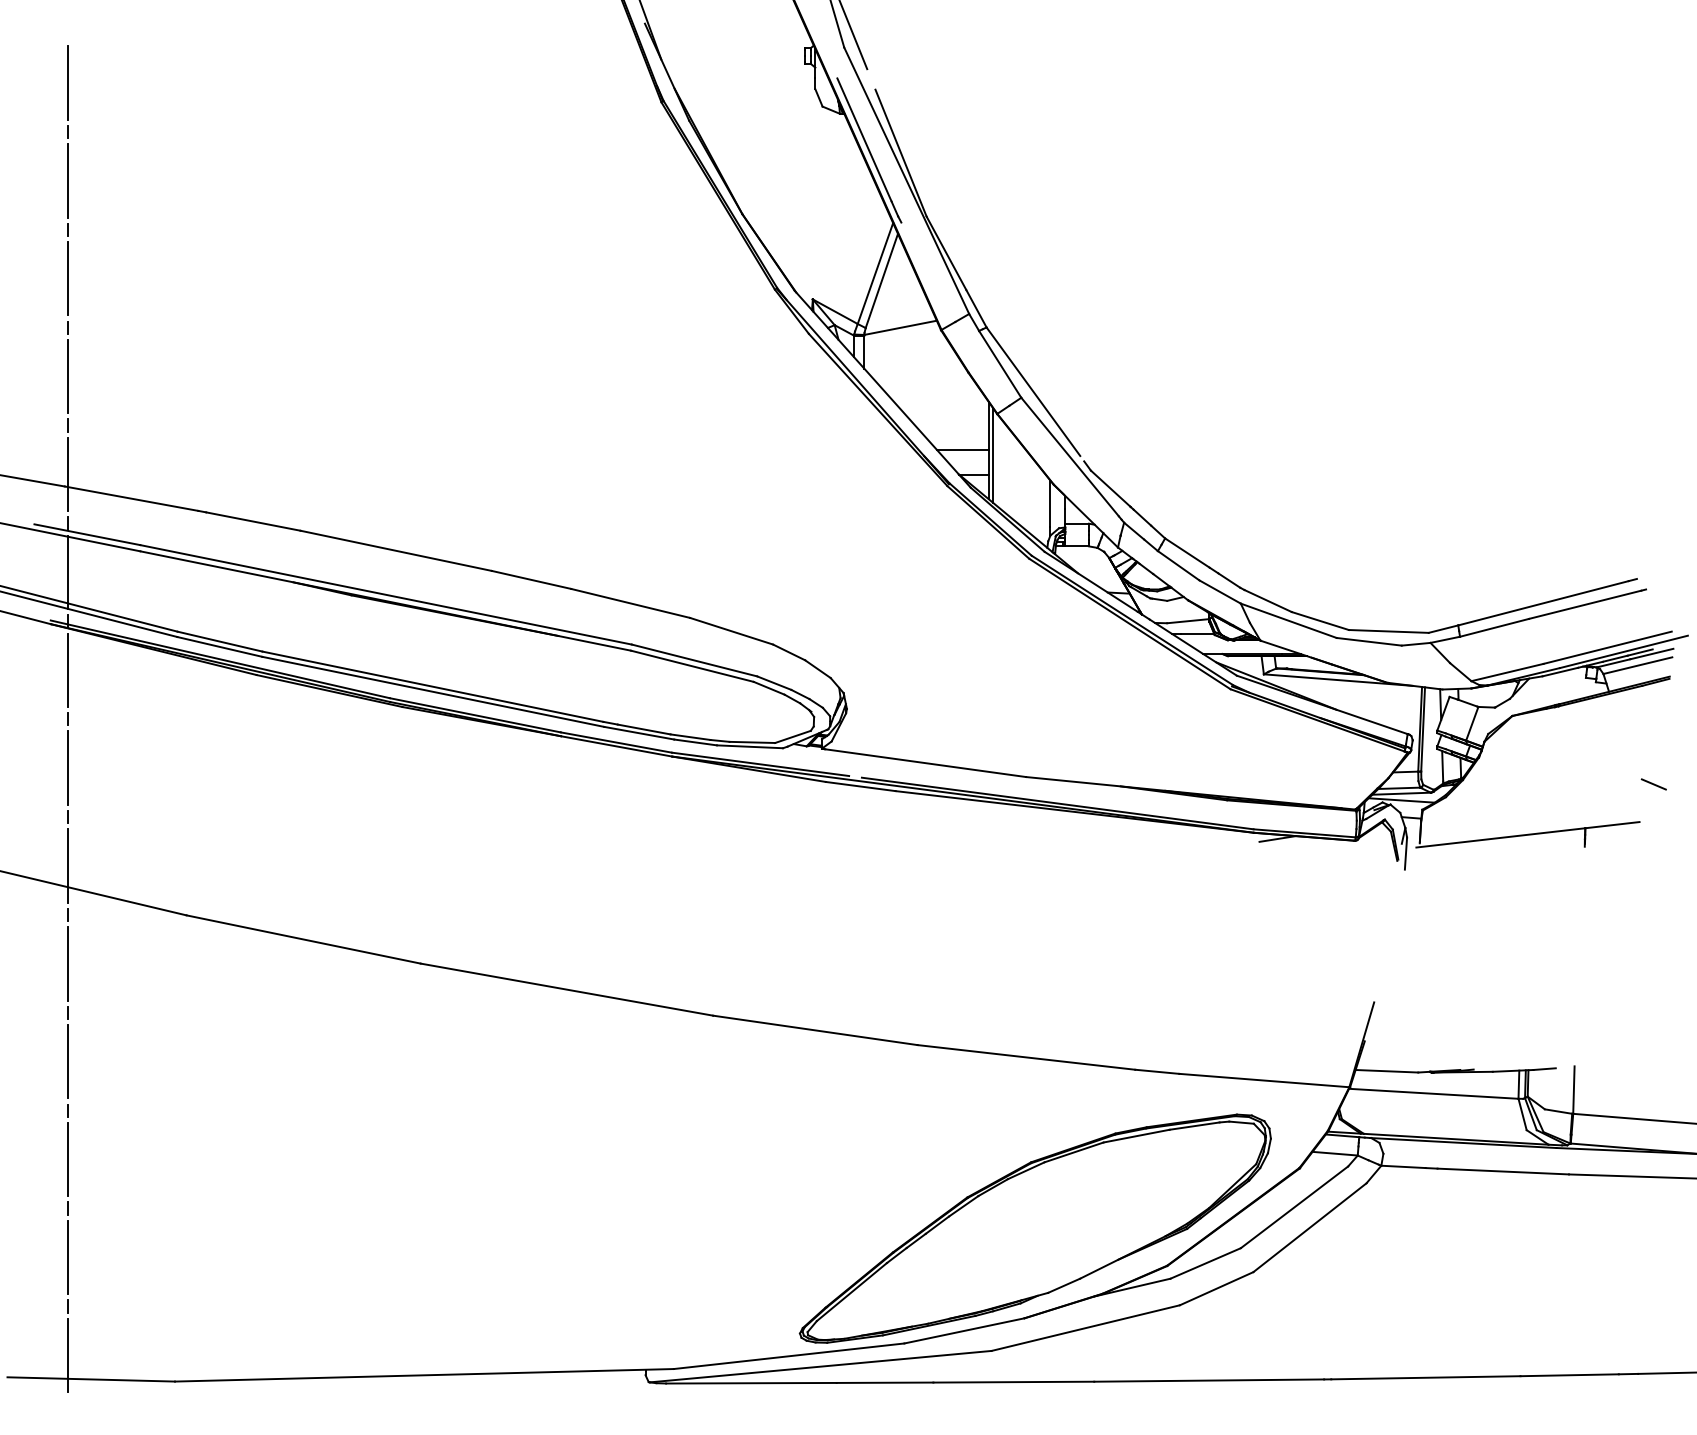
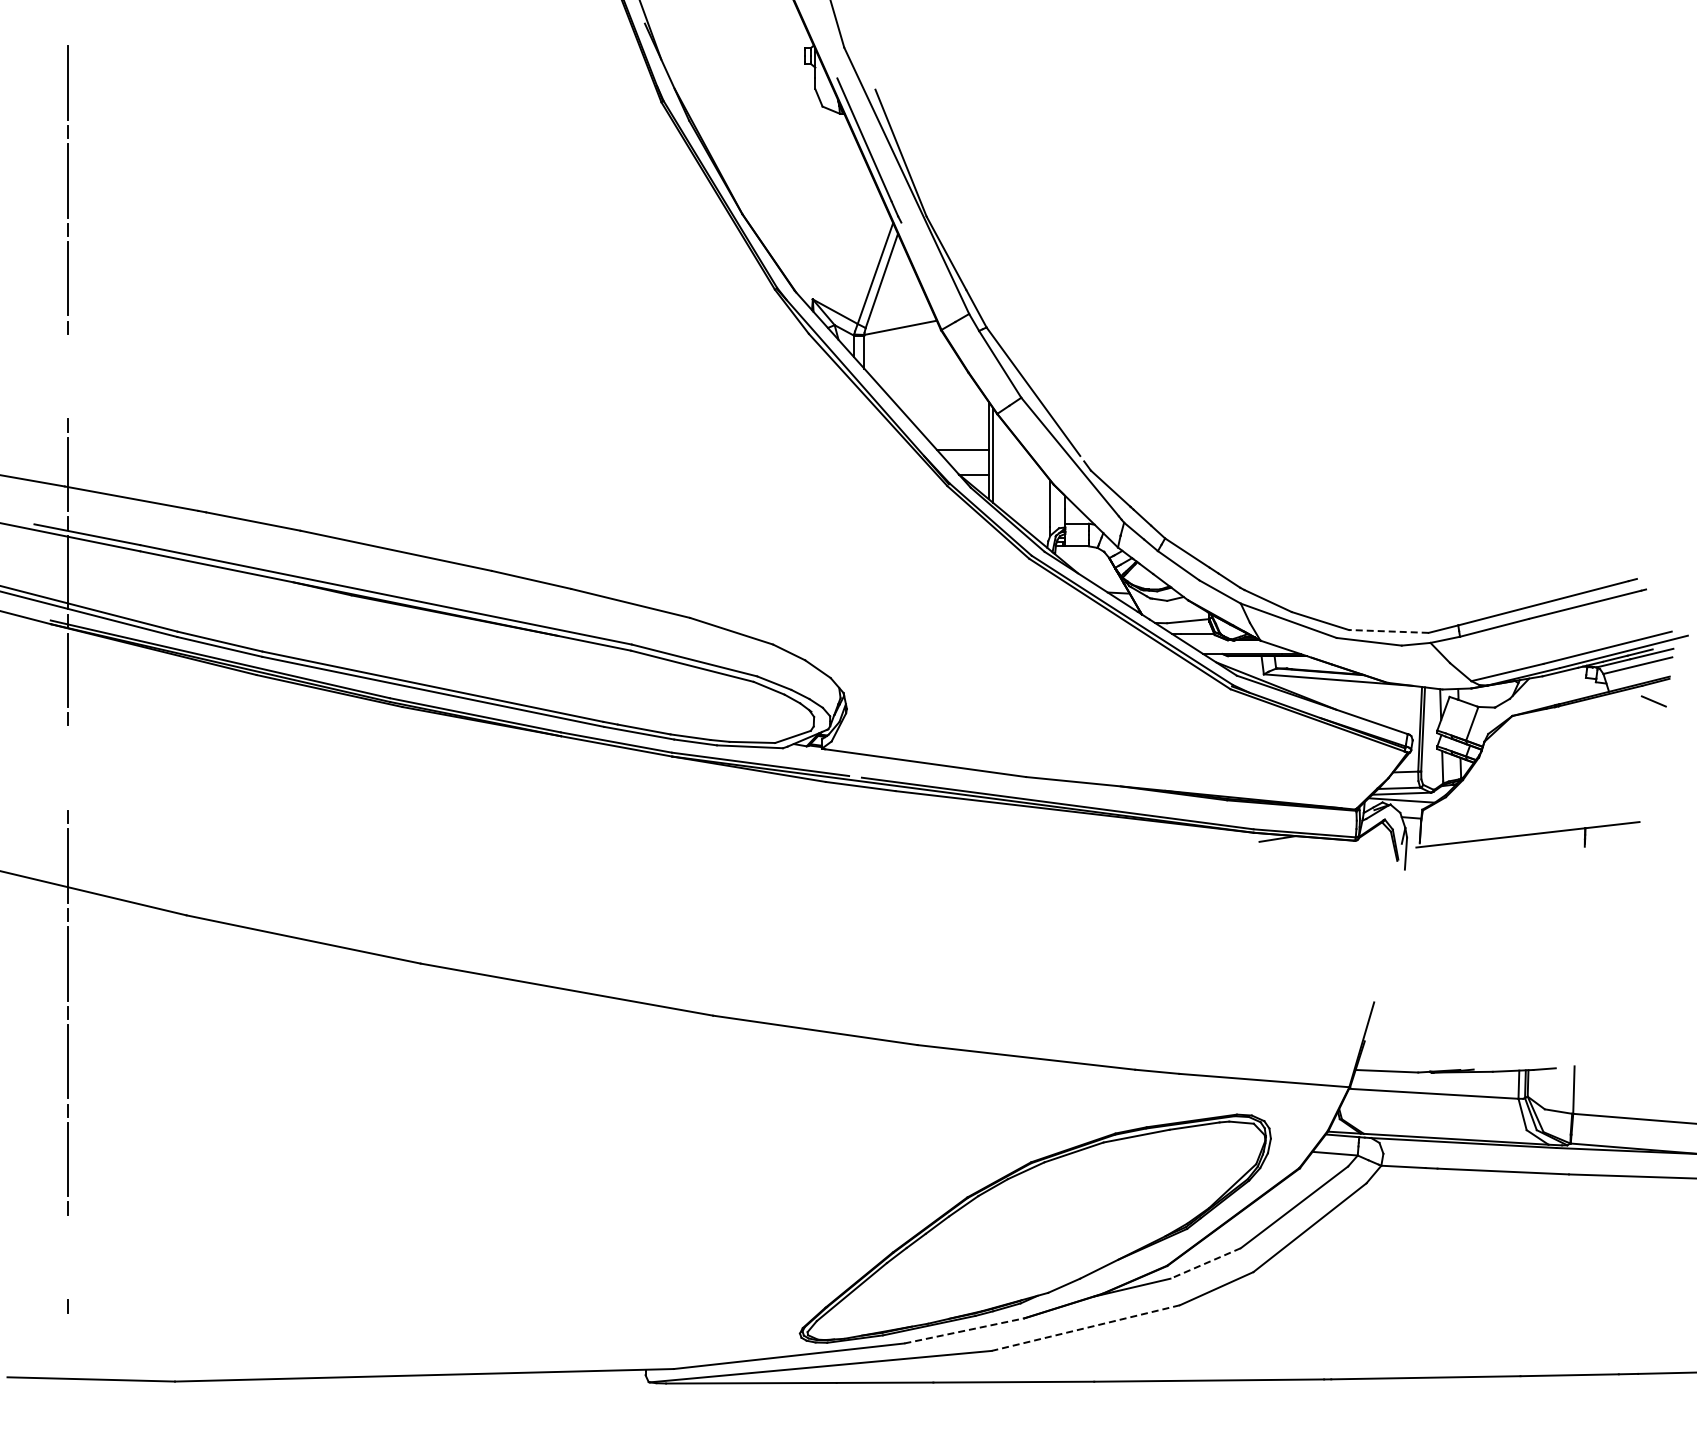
line: present -> none (853, 35)
line: present -> none (67, 376)
line: solid -> dashed (1388, 631)
line: present -> none (67, 767)
line position: (1653, 784) -> (1653, 701) (1653, 701)
line: present -> none (67, 1257)
line: solid -> dashed (1205, 1263)
line: solid -> dashed (1085, 1328)
line: solid -> dashed (964, 1330)
line: present -> none (67, 1355)
